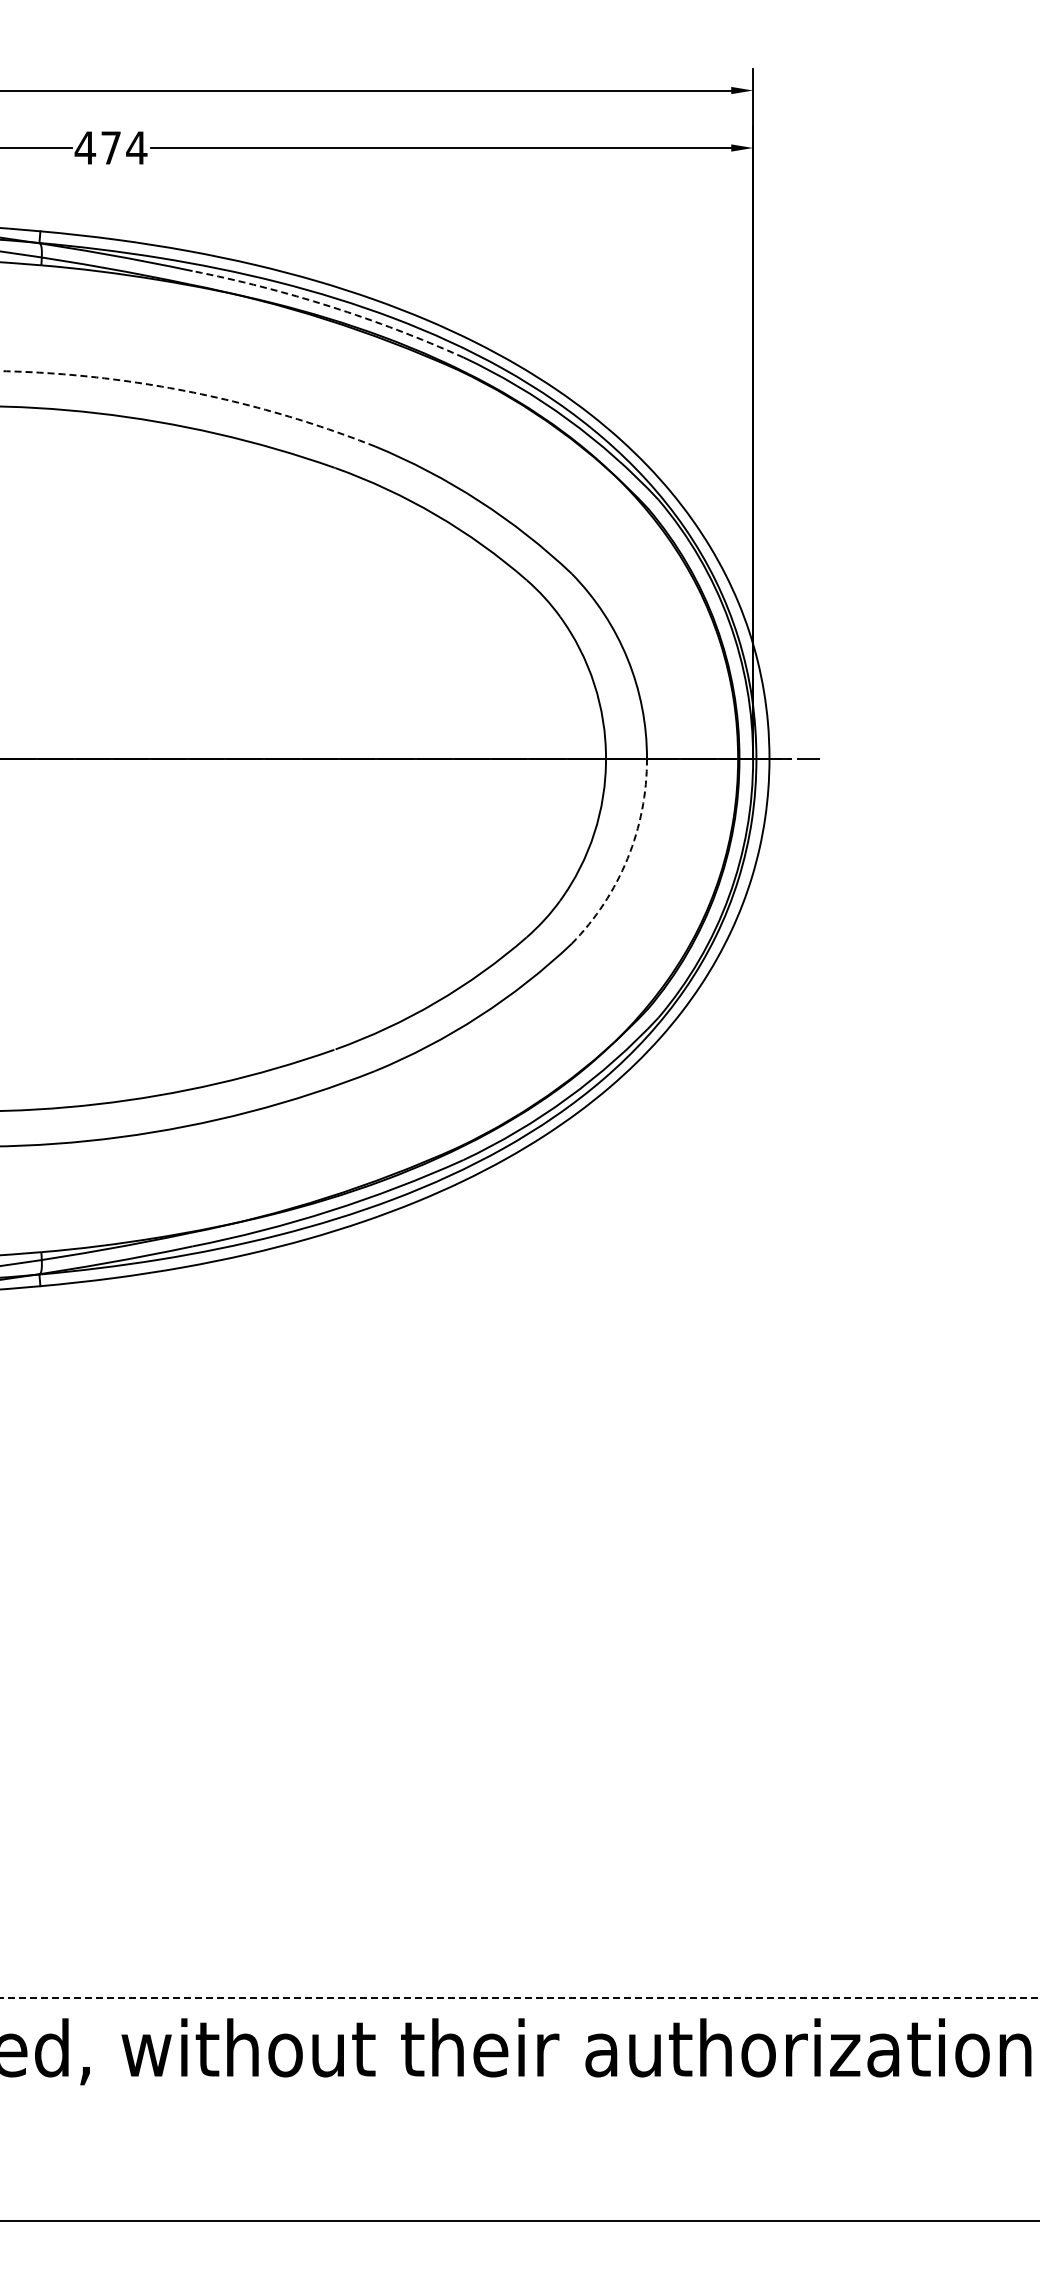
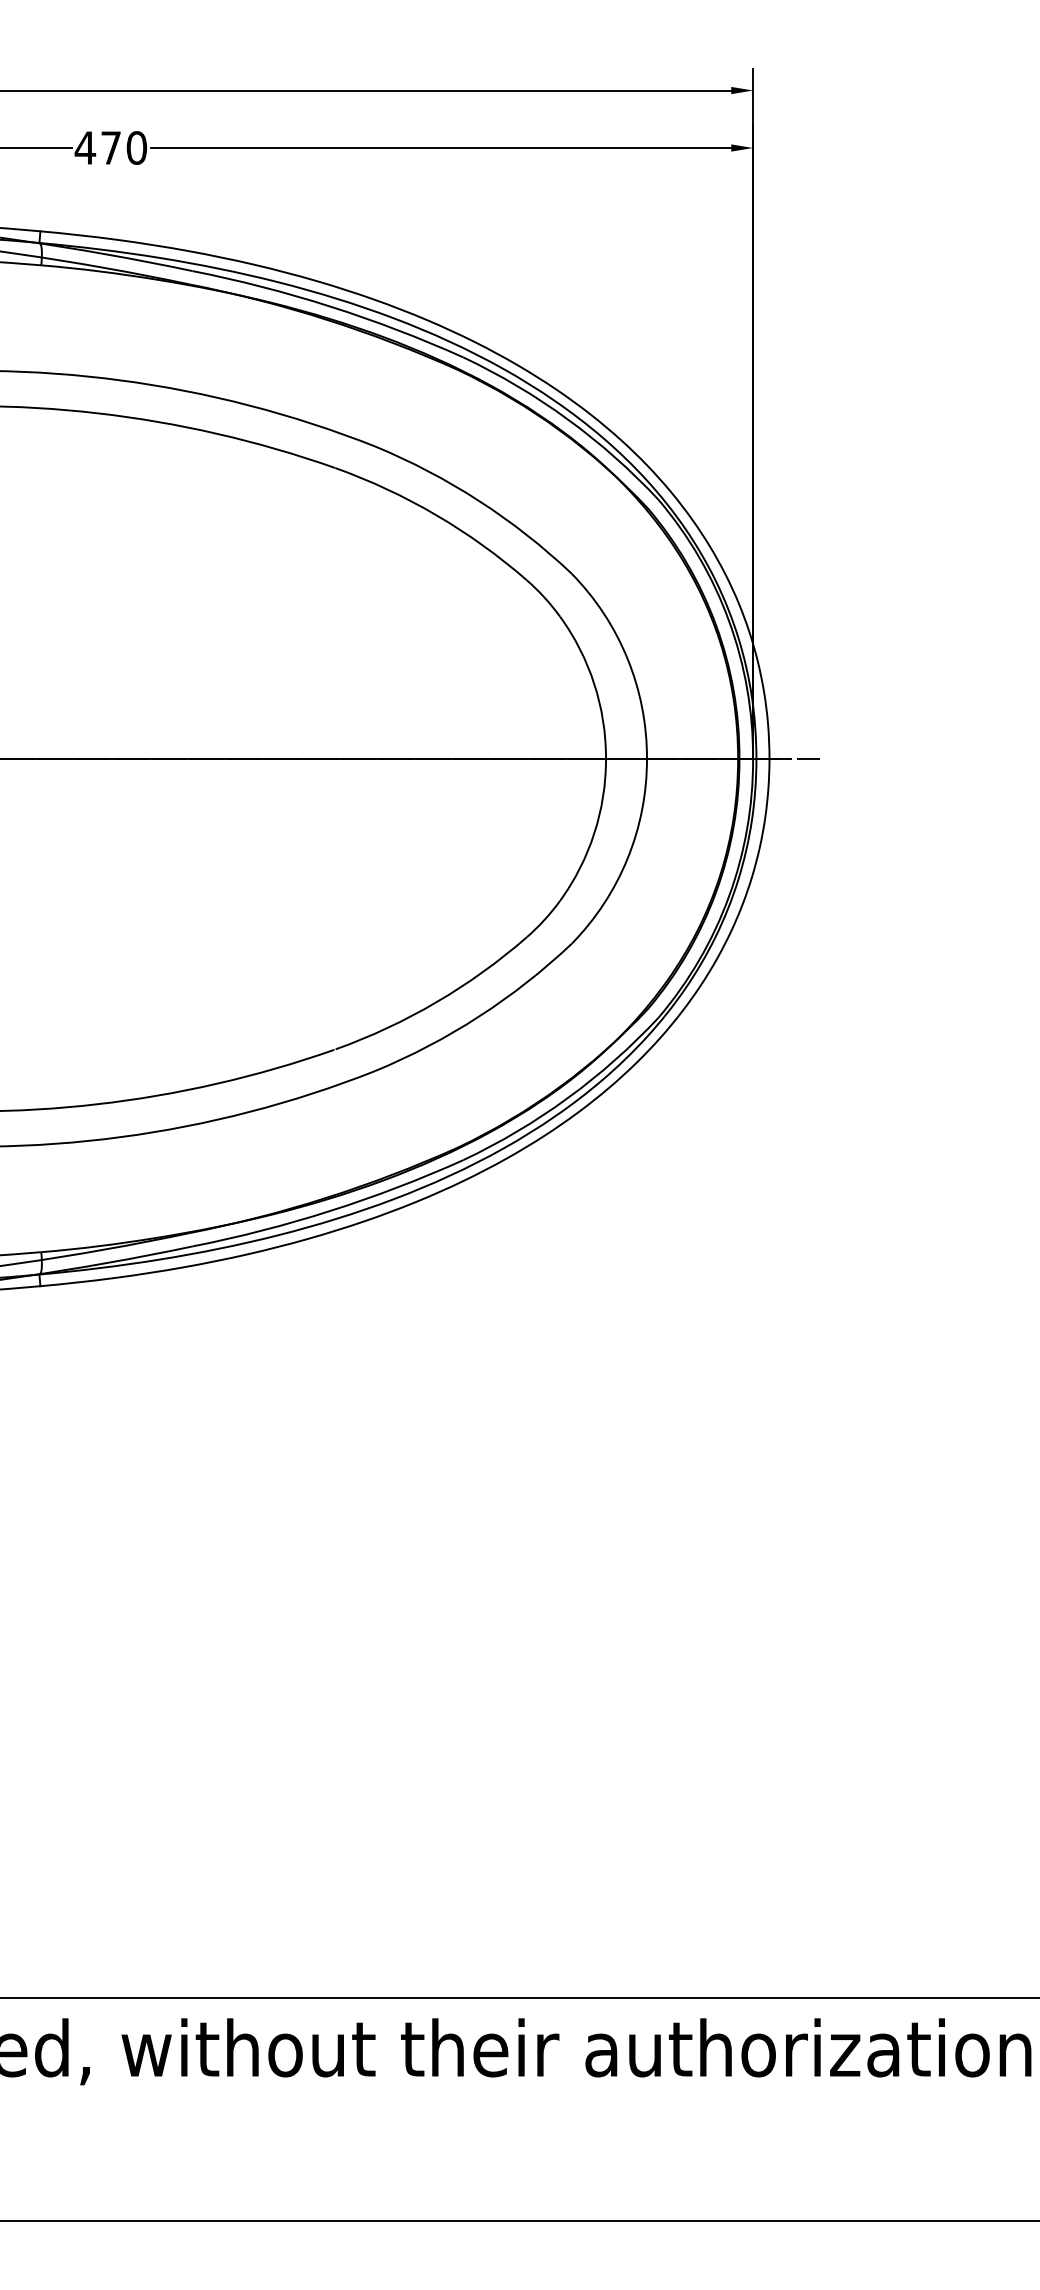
text: 474 -> 470 (136, 147)
arc: dashed -> solid (330, 306)
arc: dashed -> solid (190, 392)
arc: dashed -> solid (627, 858)
line: dashed -> solid (519, 1998)
